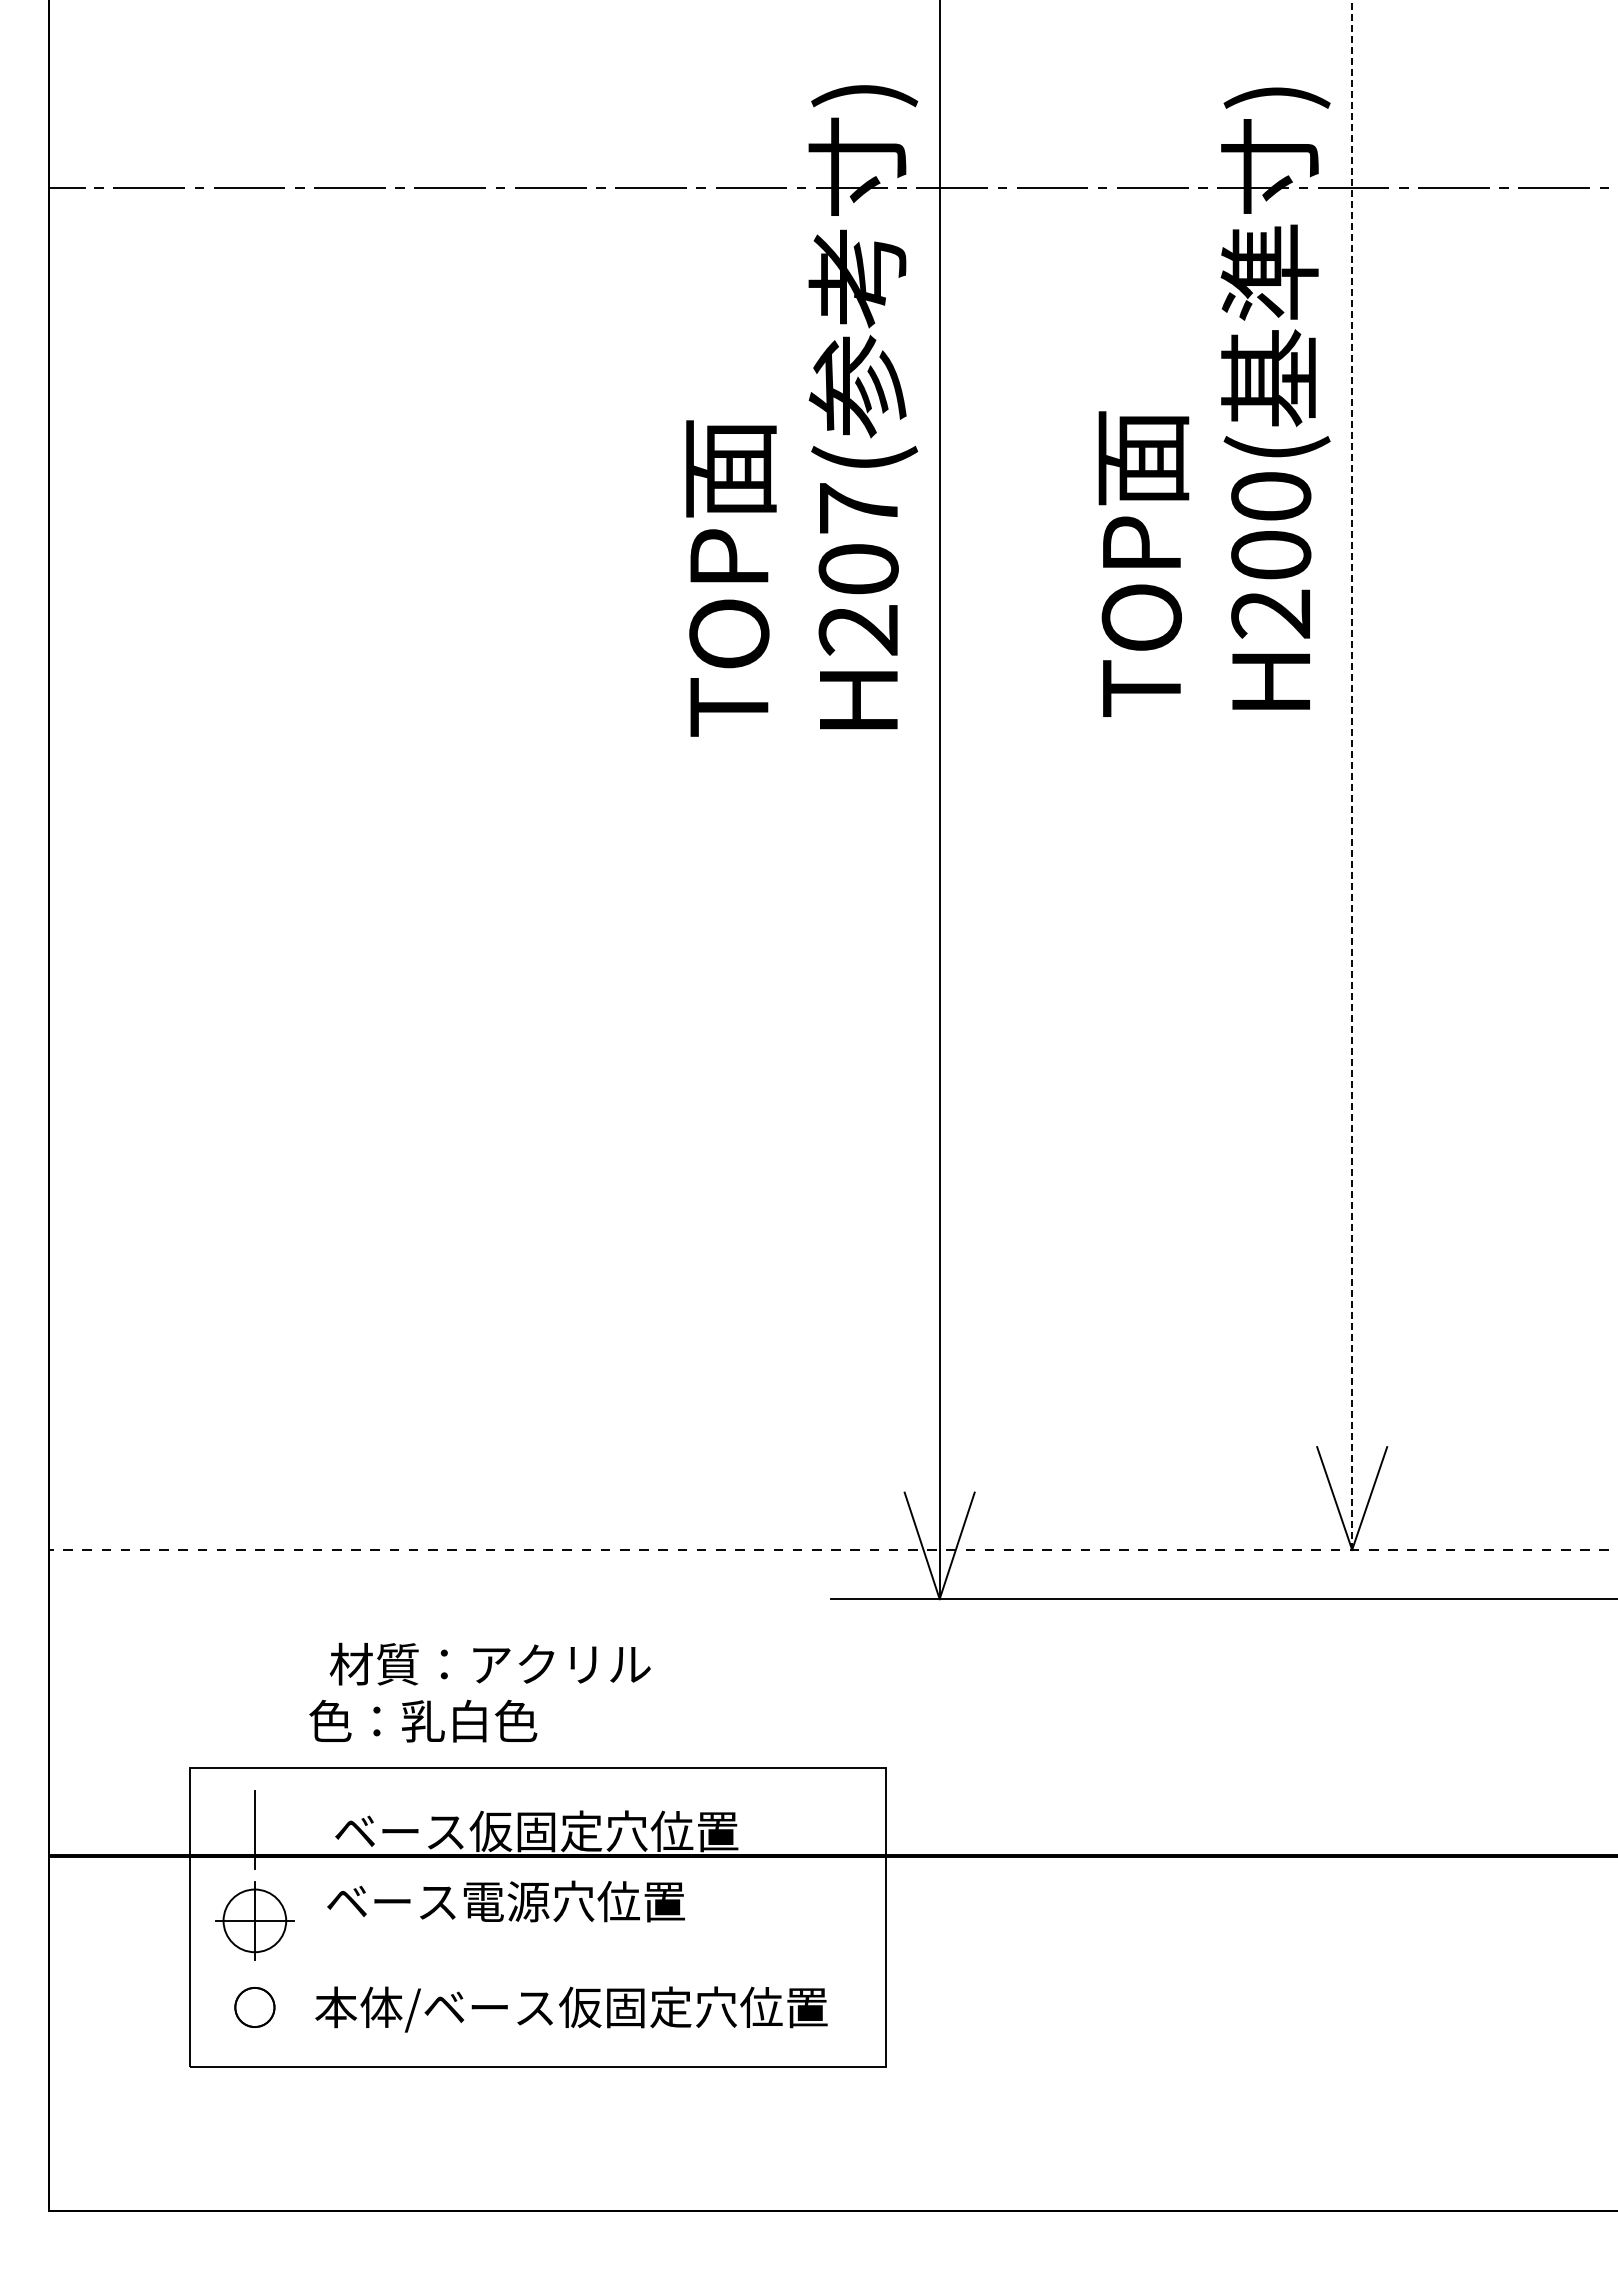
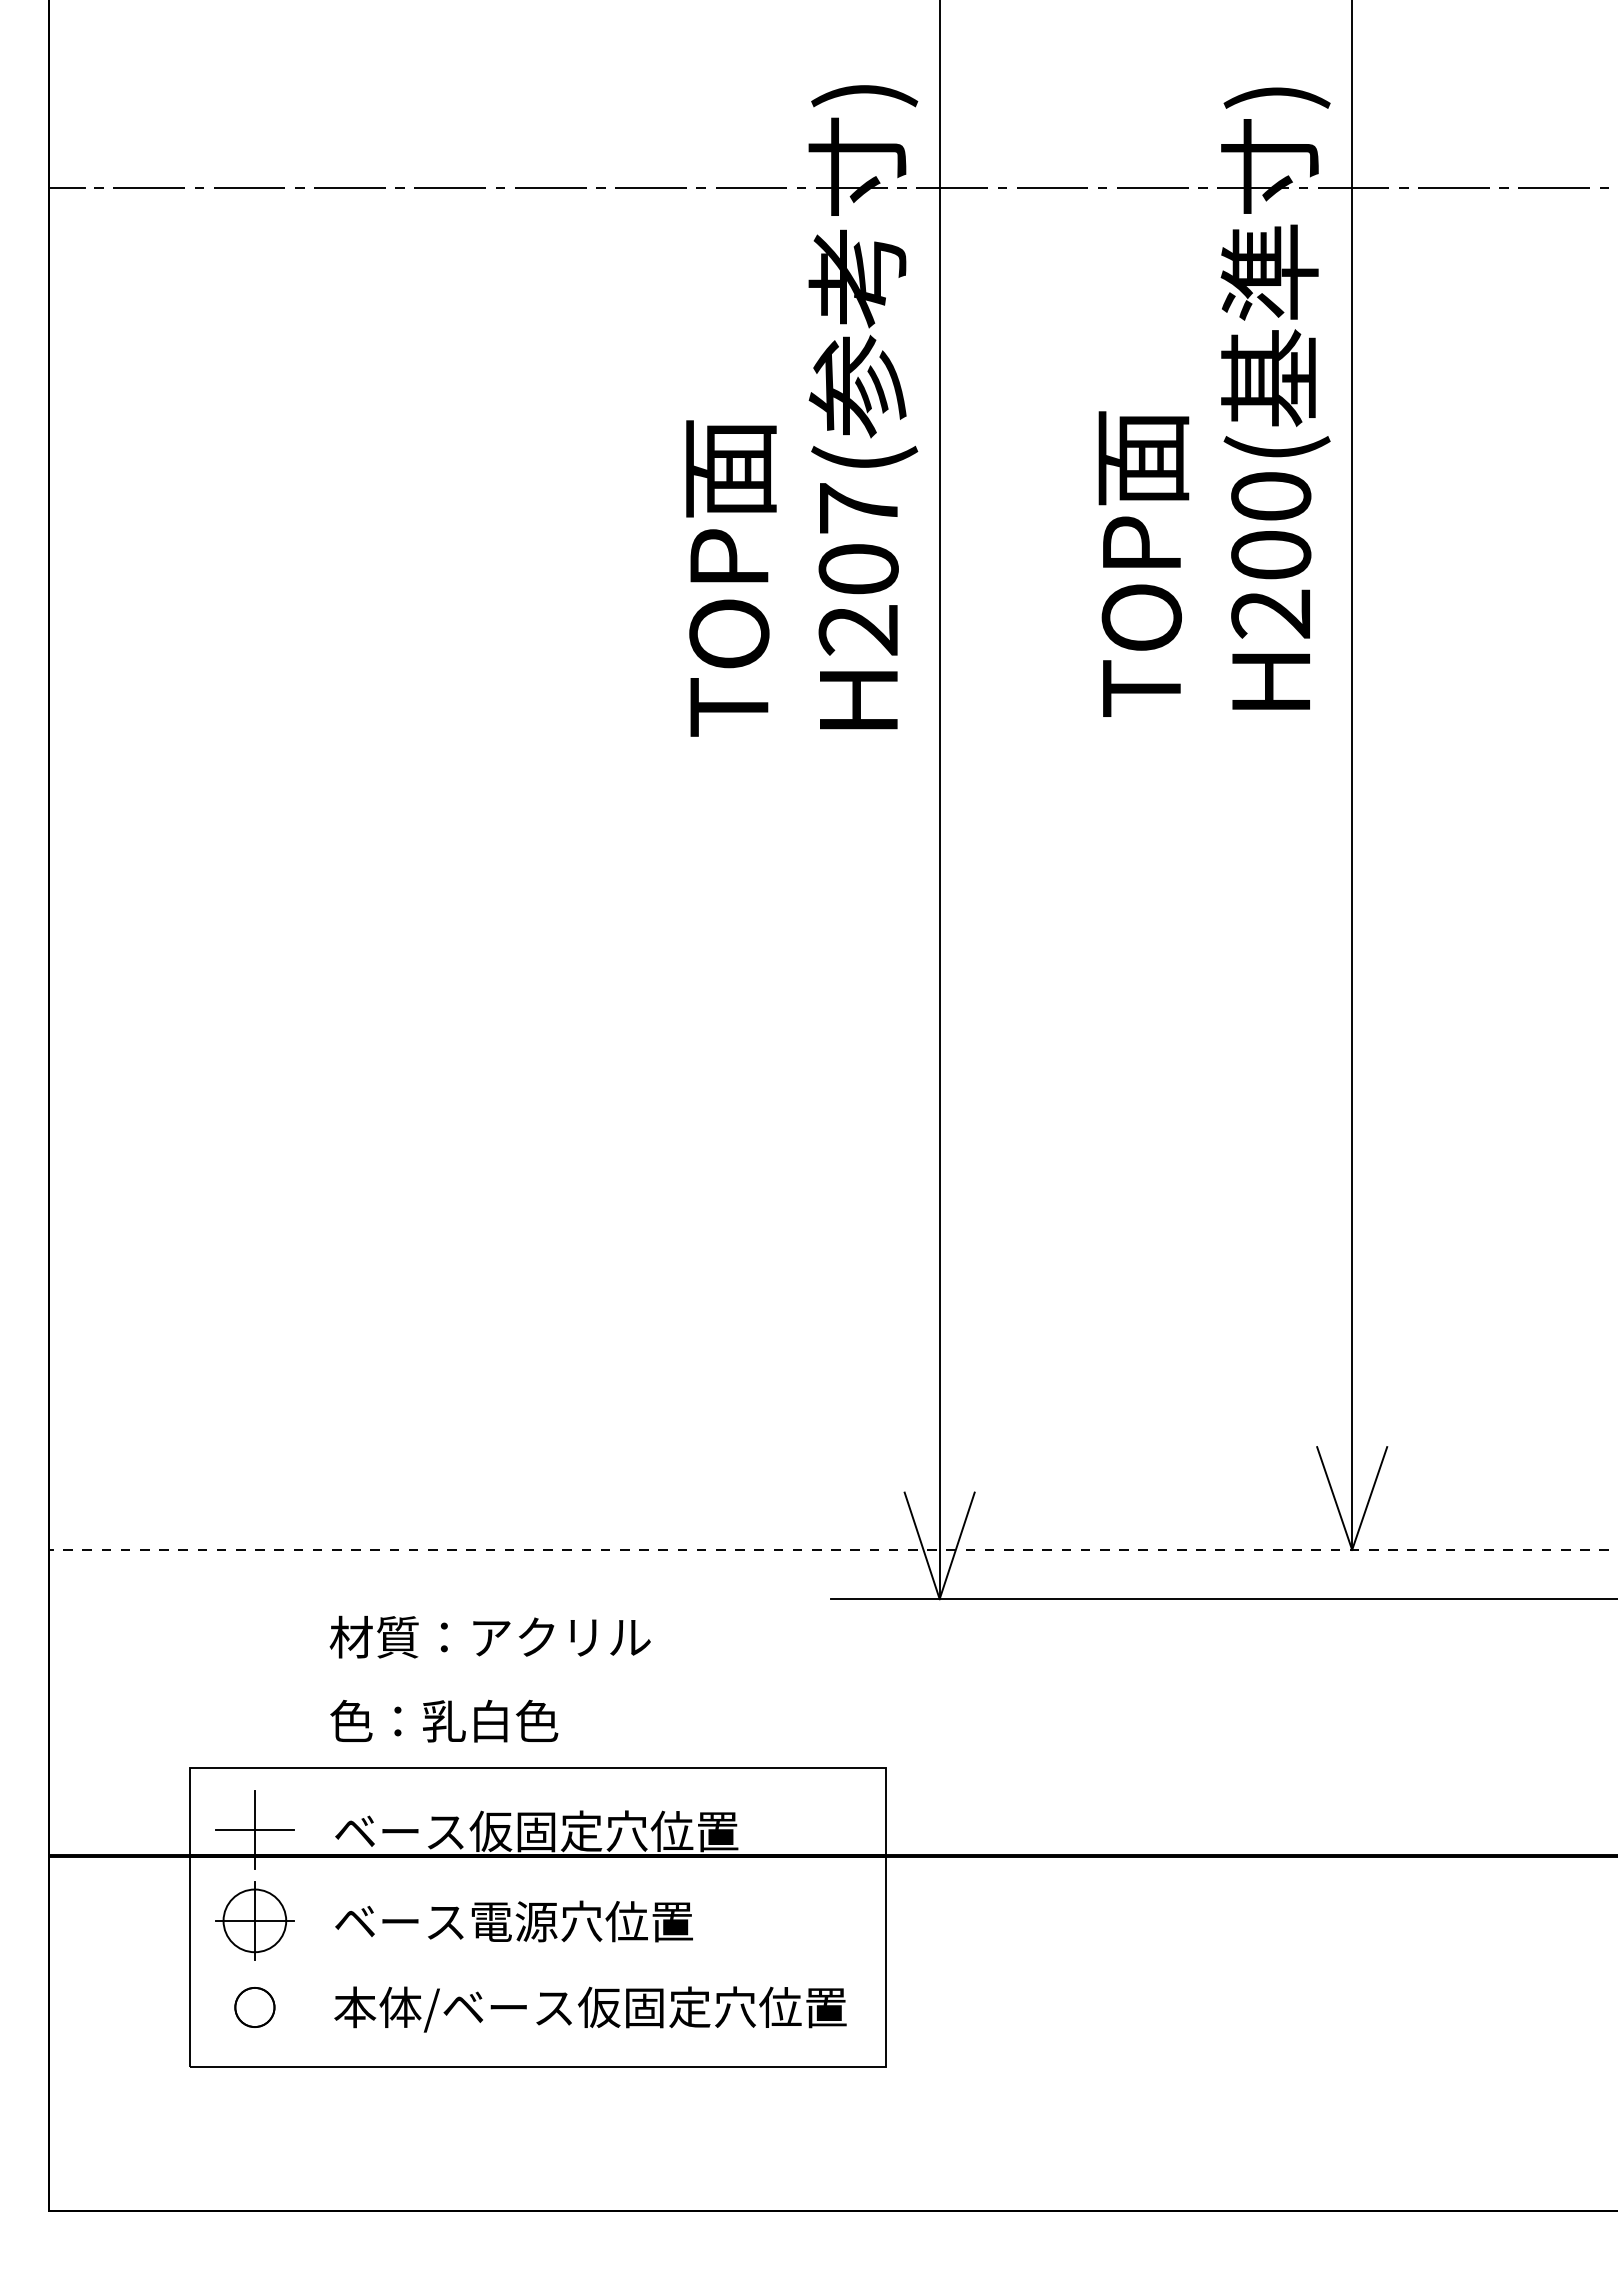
line: dashed -> solid (1352, 775)
text position: (489, 1663) -> (489, 1636) (489, 1636)
text position: (423, 1720) -> (444, 1720) (444, 1720)
line: none -> present (254, 1830)
text position: (505, 1901) -> (513, 1921) (513, 1921)
text position: (571, 2009) -> (590, 2009) (590, 2009)
